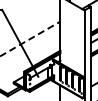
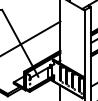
line: dashed -> solid (31, 38)
